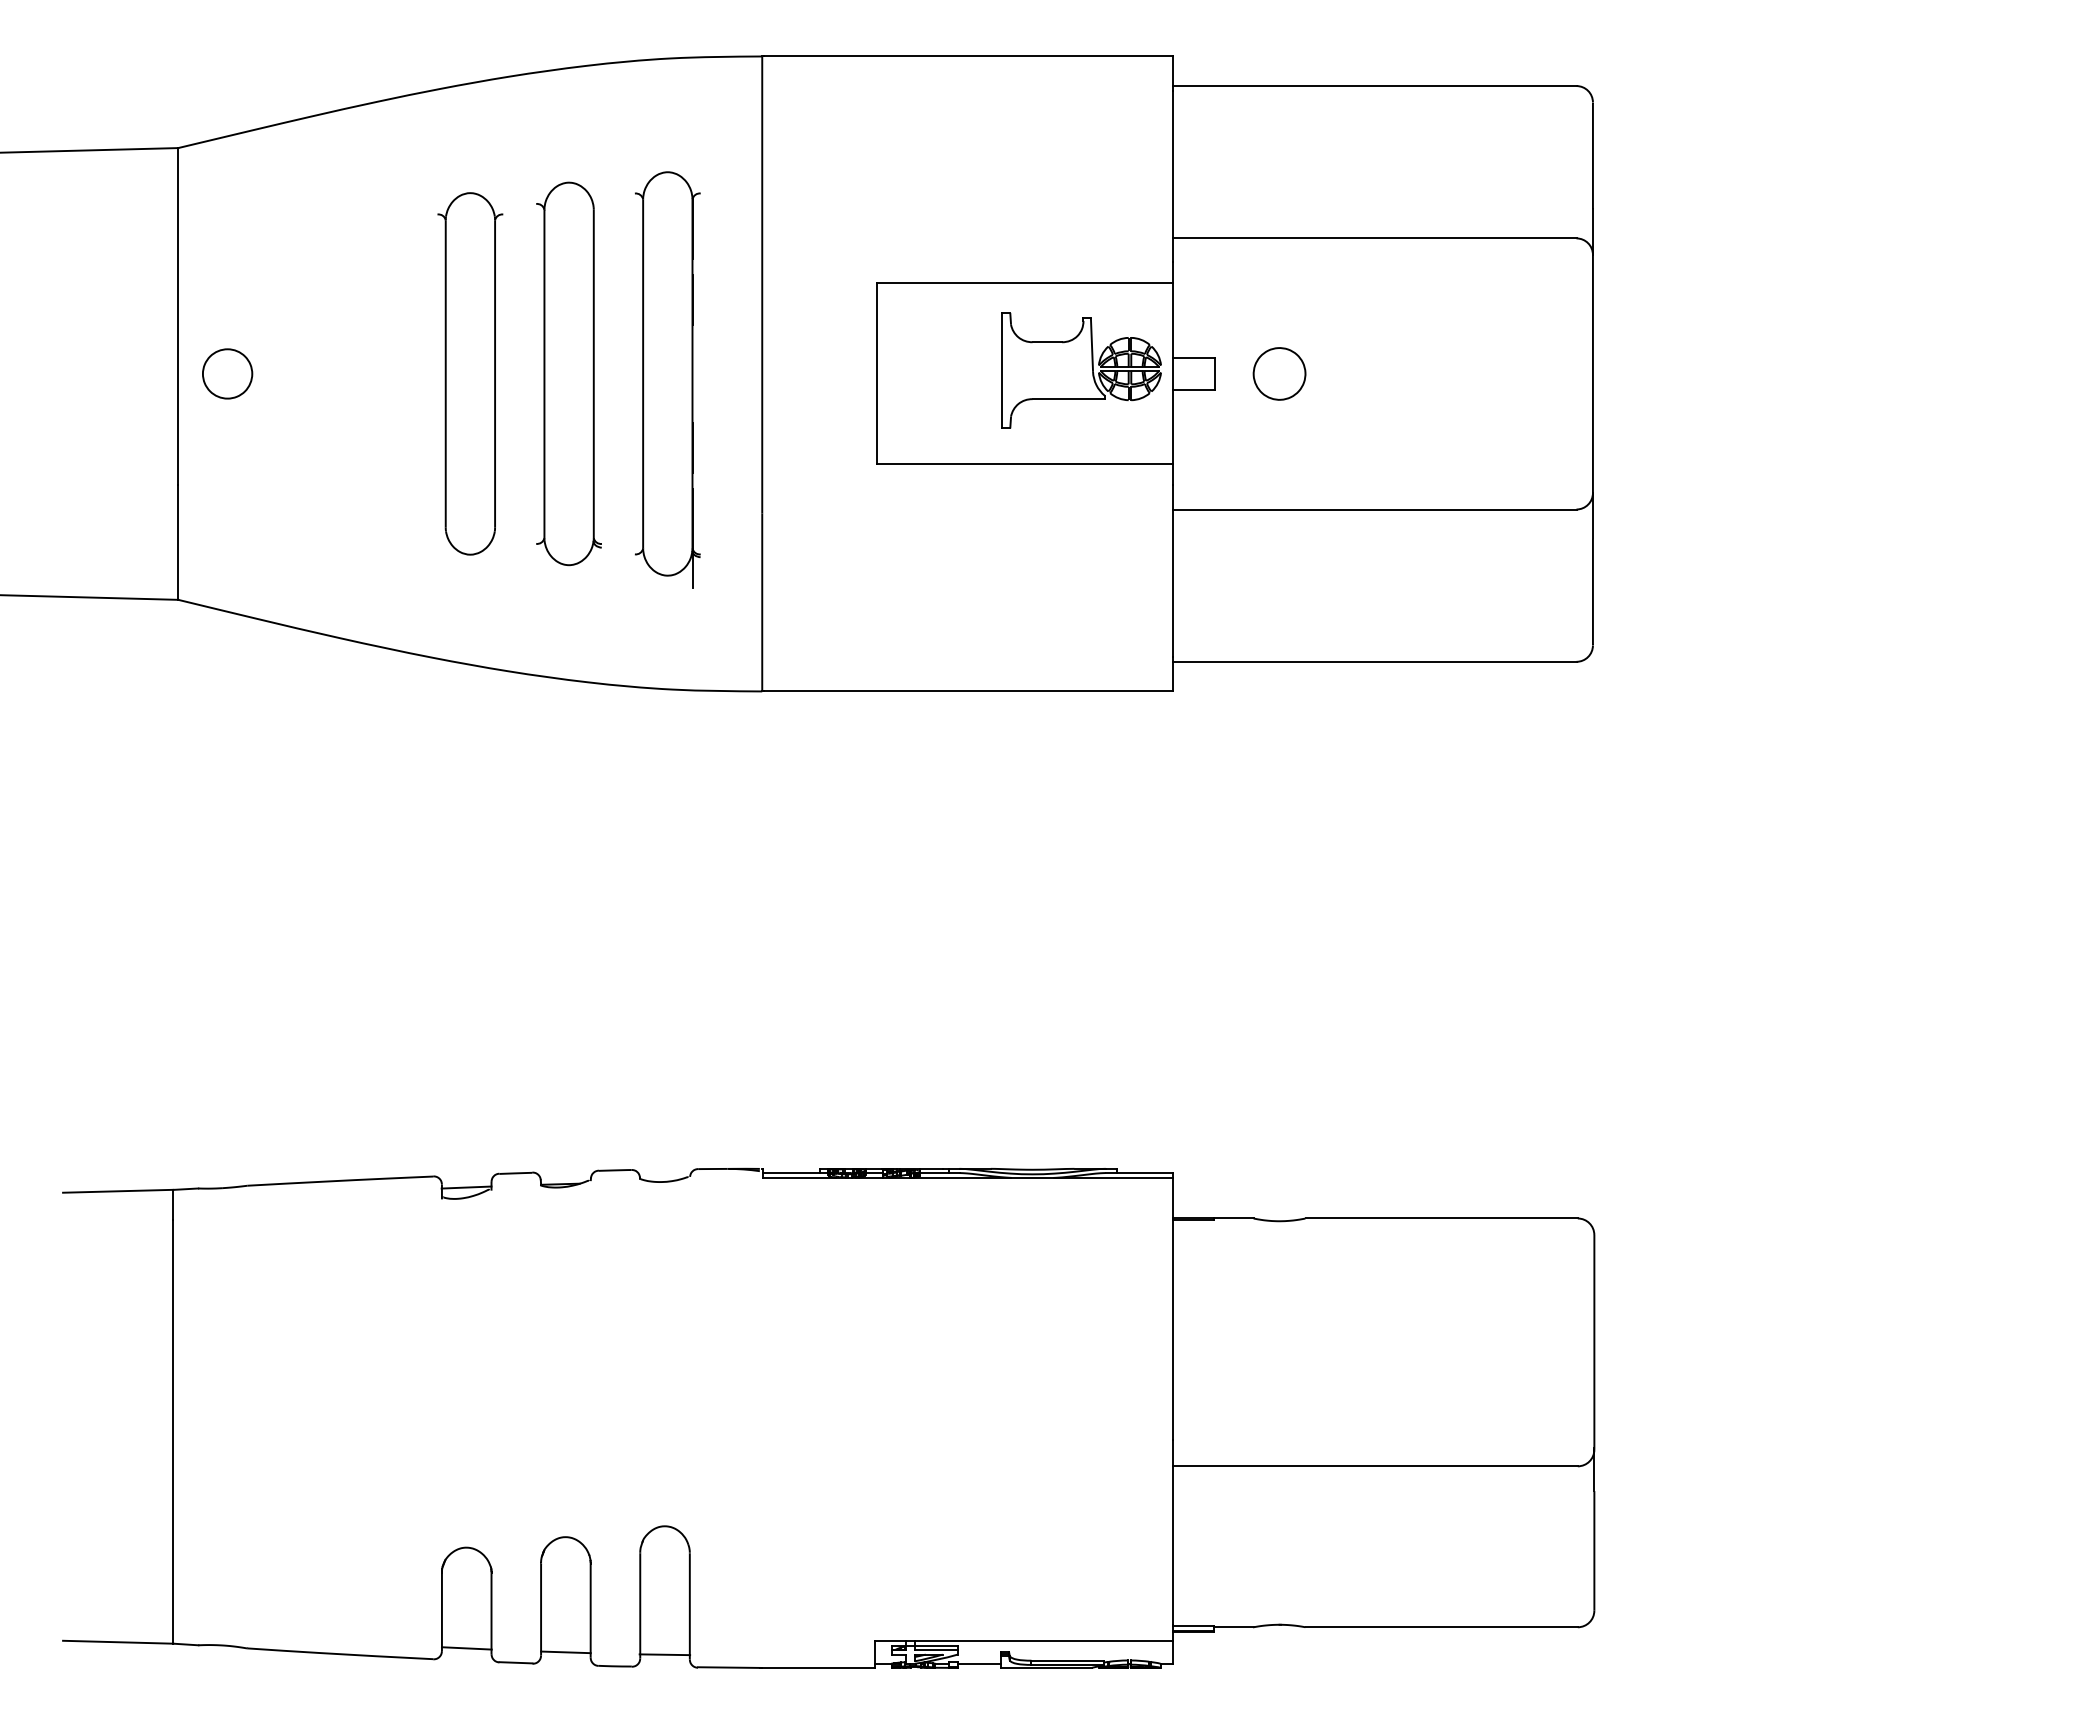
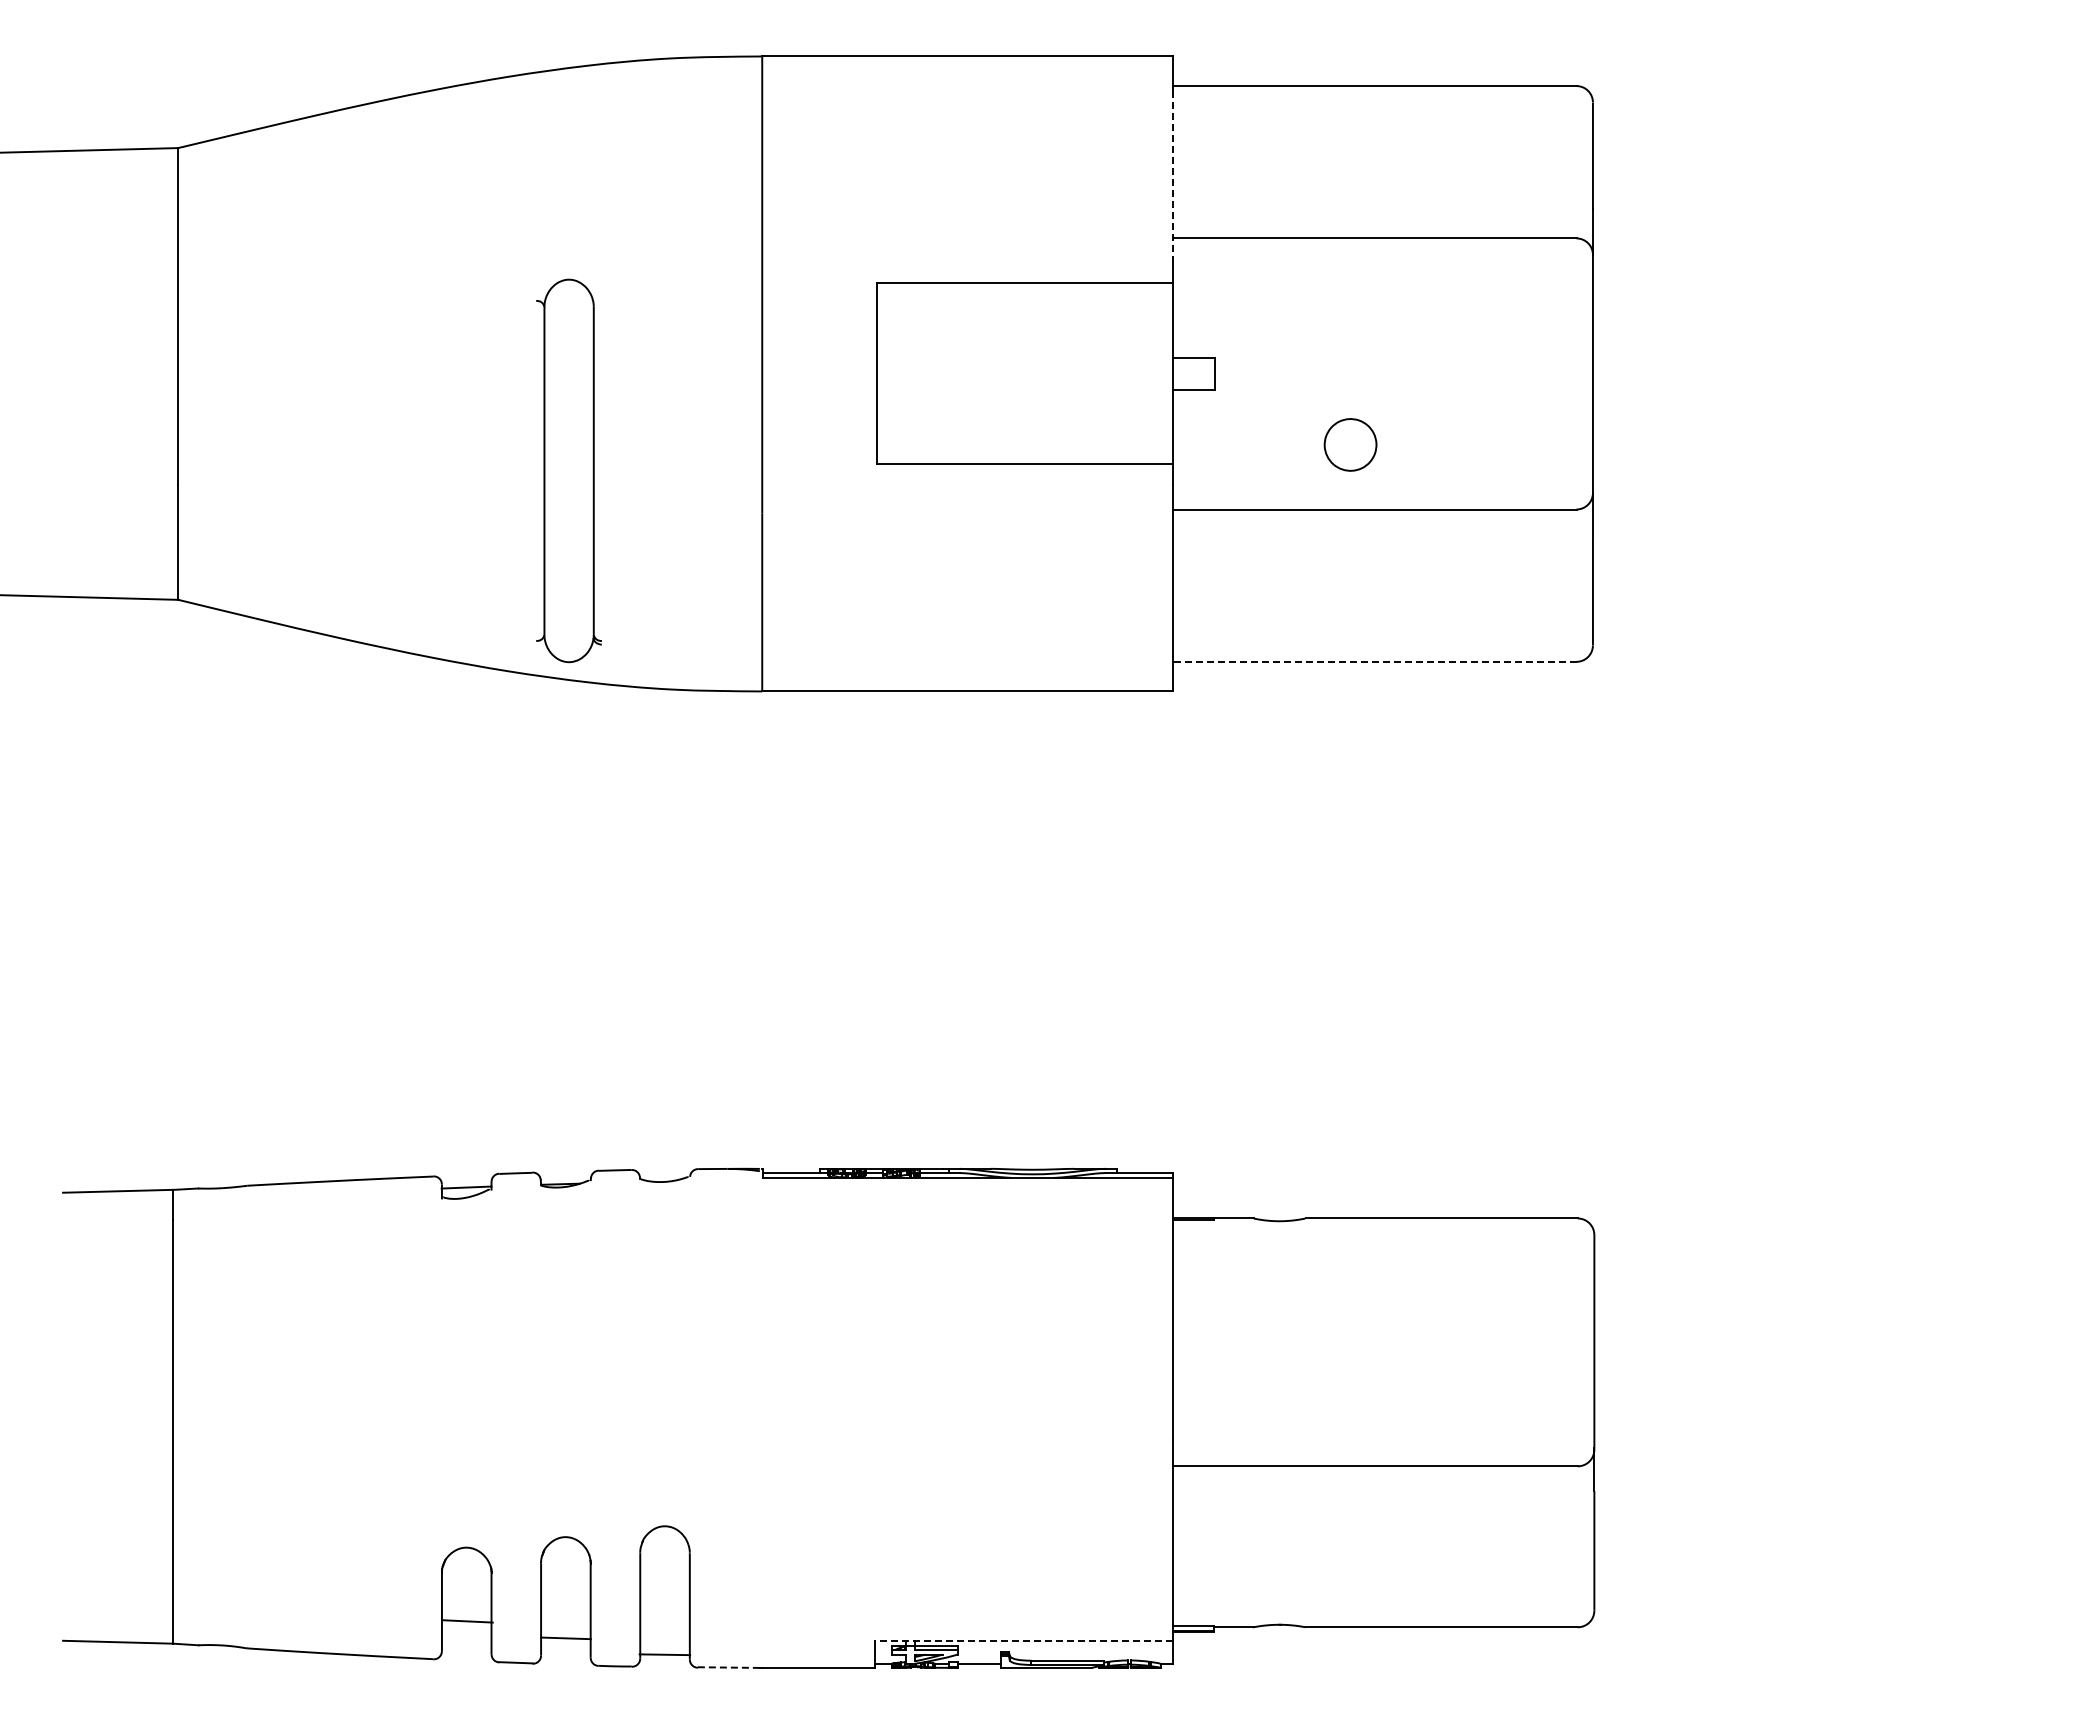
line: solid -> dashed (1173, 176)
part: present -> none (1081, 370)
part: present -> none (227, 373)
part: present -> none (470, 373)
part position: (568, 373) -> (568, 470) (568, 470)
part position: (1279, 373) -> (1350, 444) (1350, 444)
part: present -> none (667, 379)
line: solid -> dashed (1375, 661)
line: solid -> dashed (1023, 1641)
line position: (466, 1648) -> (467, 1621) (467, 1621)
line position: (565, 1652) -> (565, 1638) (565, 1638)
line: solid -> dashed (728, 1667)
